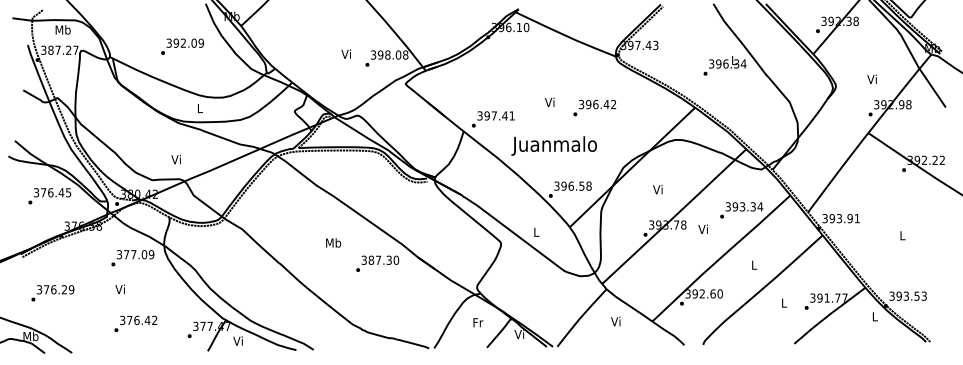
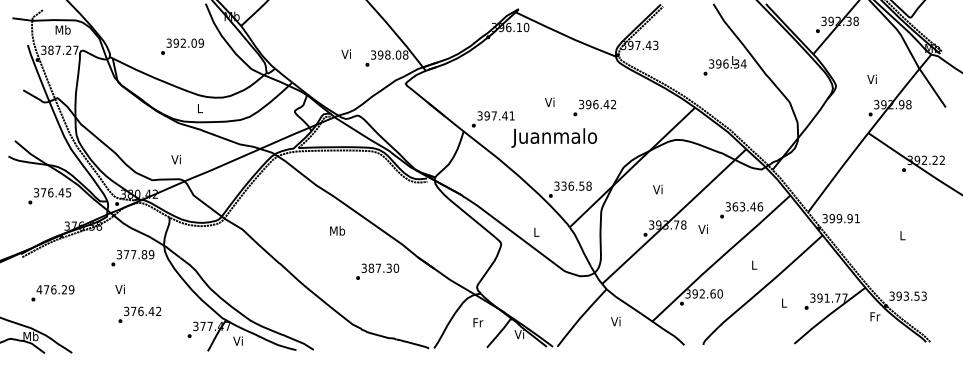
text position: (553, 145) -> (553, 137) (553, 137)
text: 396.58 -> 336.58 (563, 185)
text: 393.34 -> 363.46 (747, 206)
text: 393.91 -> 399.91 (839, 218)
text position: (333, 242) -> (337, 230) (337, 230)
text: 377.09 -> 377.89 (144, 254)
text position: (377, 263) -> (377, 271) (377, 271)
text: 376.29 -> 476.29 (39, 289)
text: L -> Fr (875, 316)
text position: (135, 323) -> (139, 314) (139, 314)
